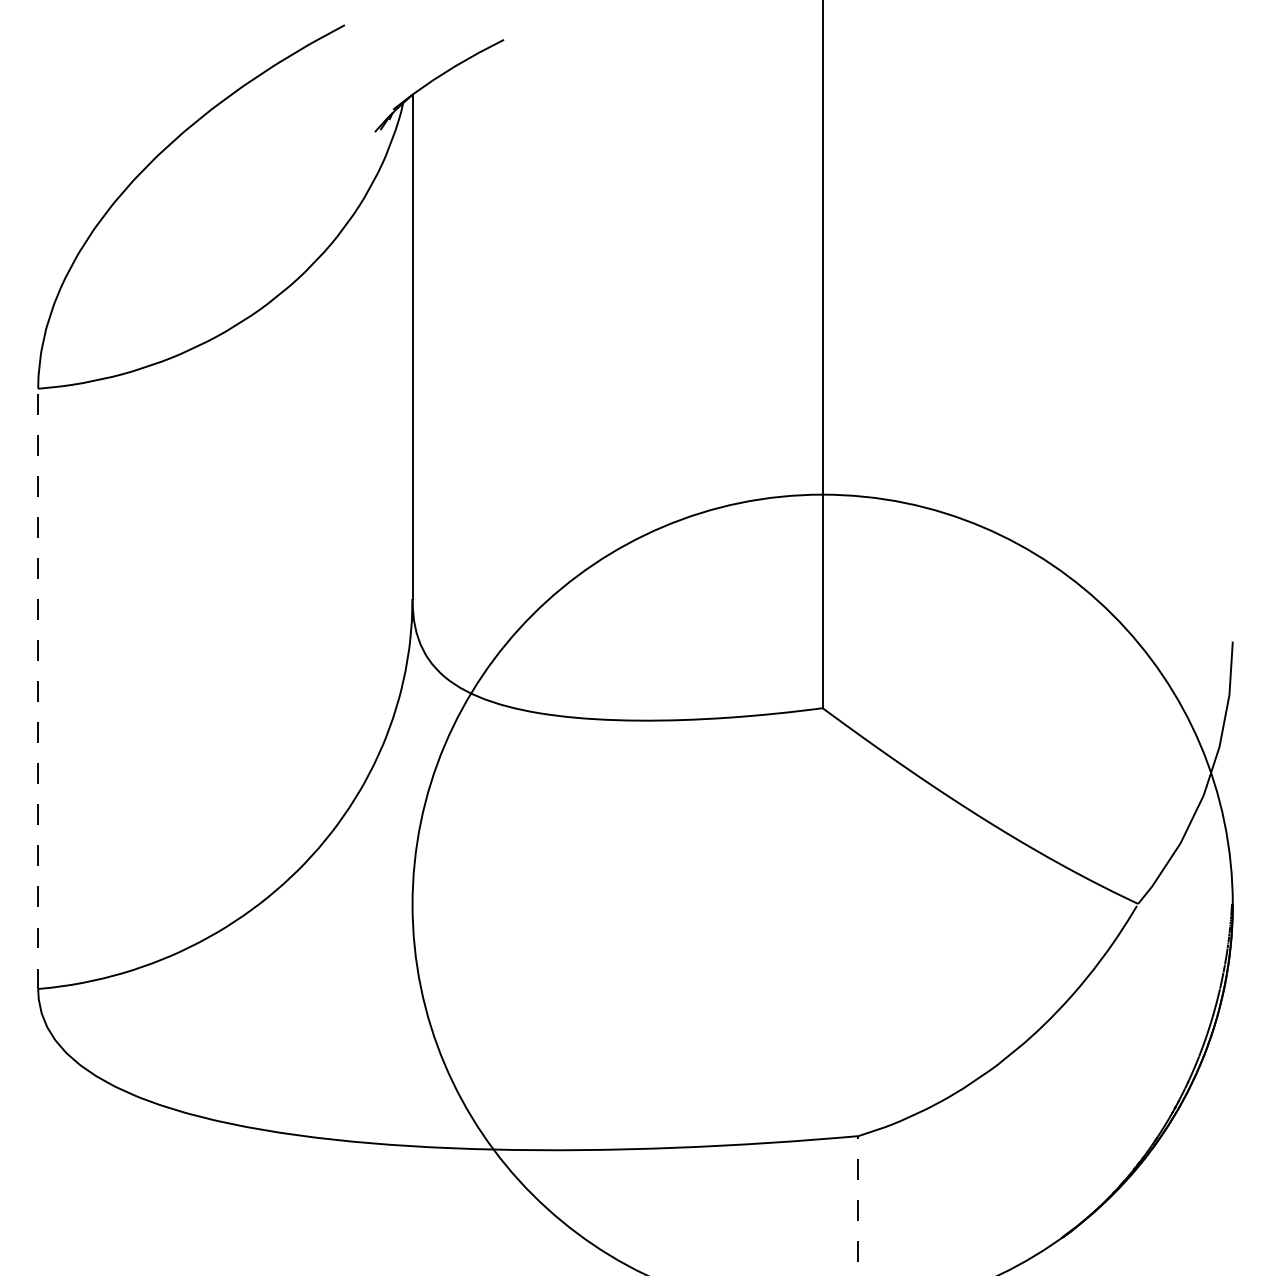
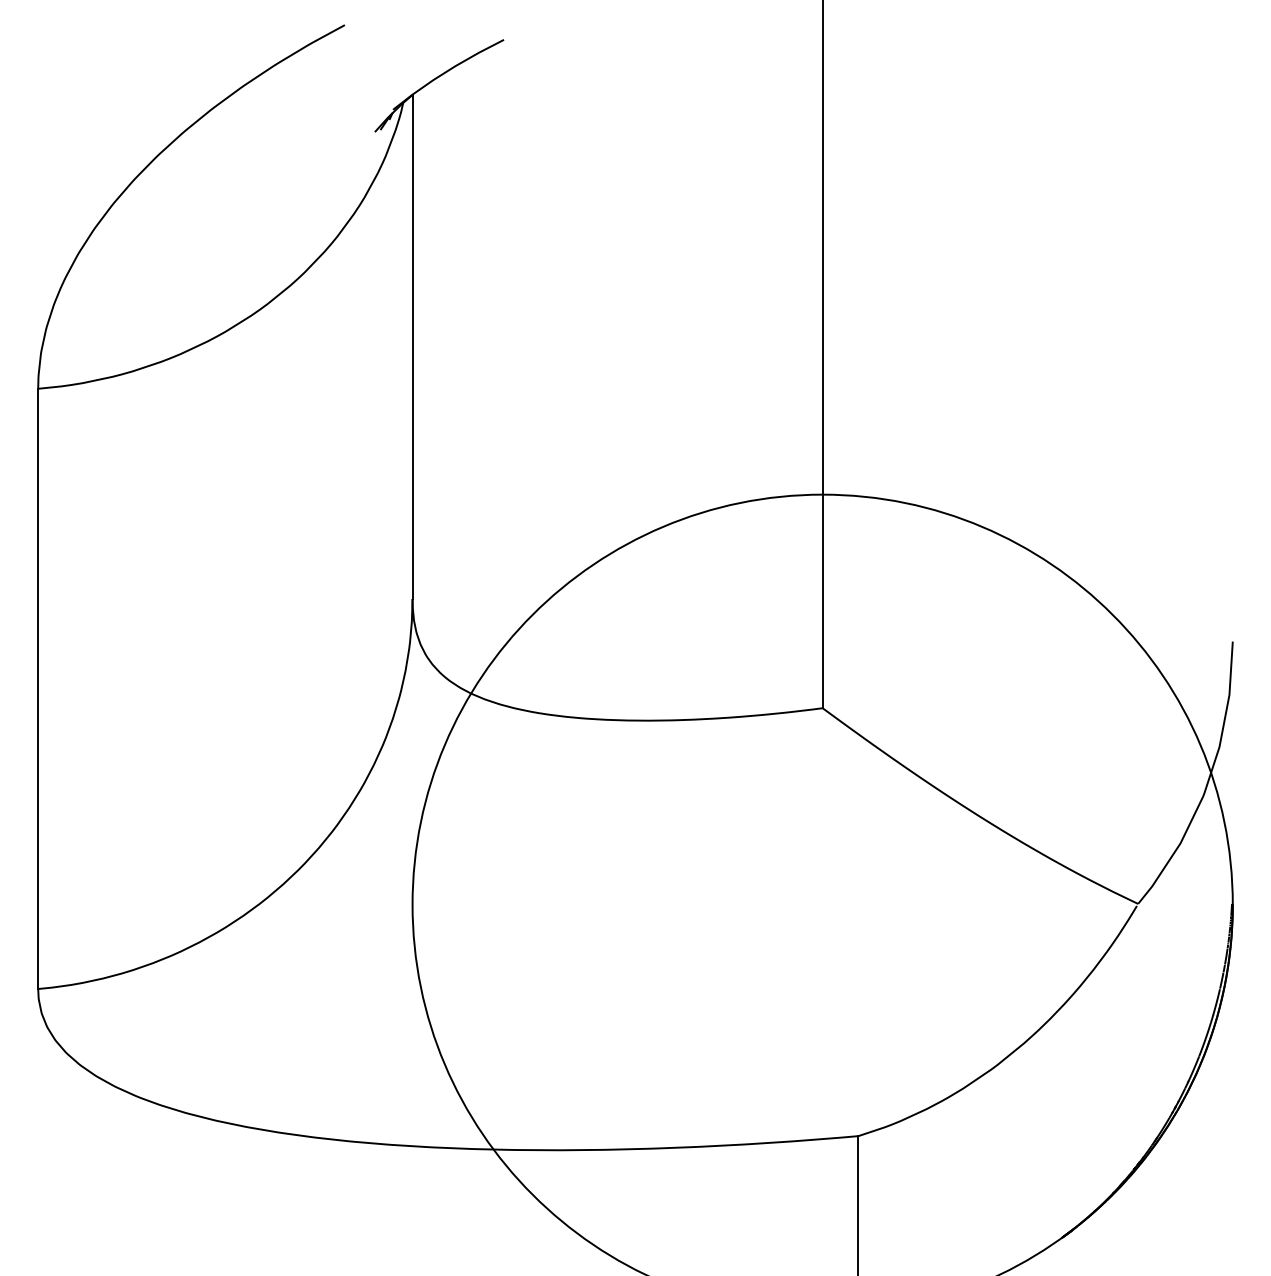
line: dashed -> solid (38, 688)
line: dashed -> solid (858, 1205)
